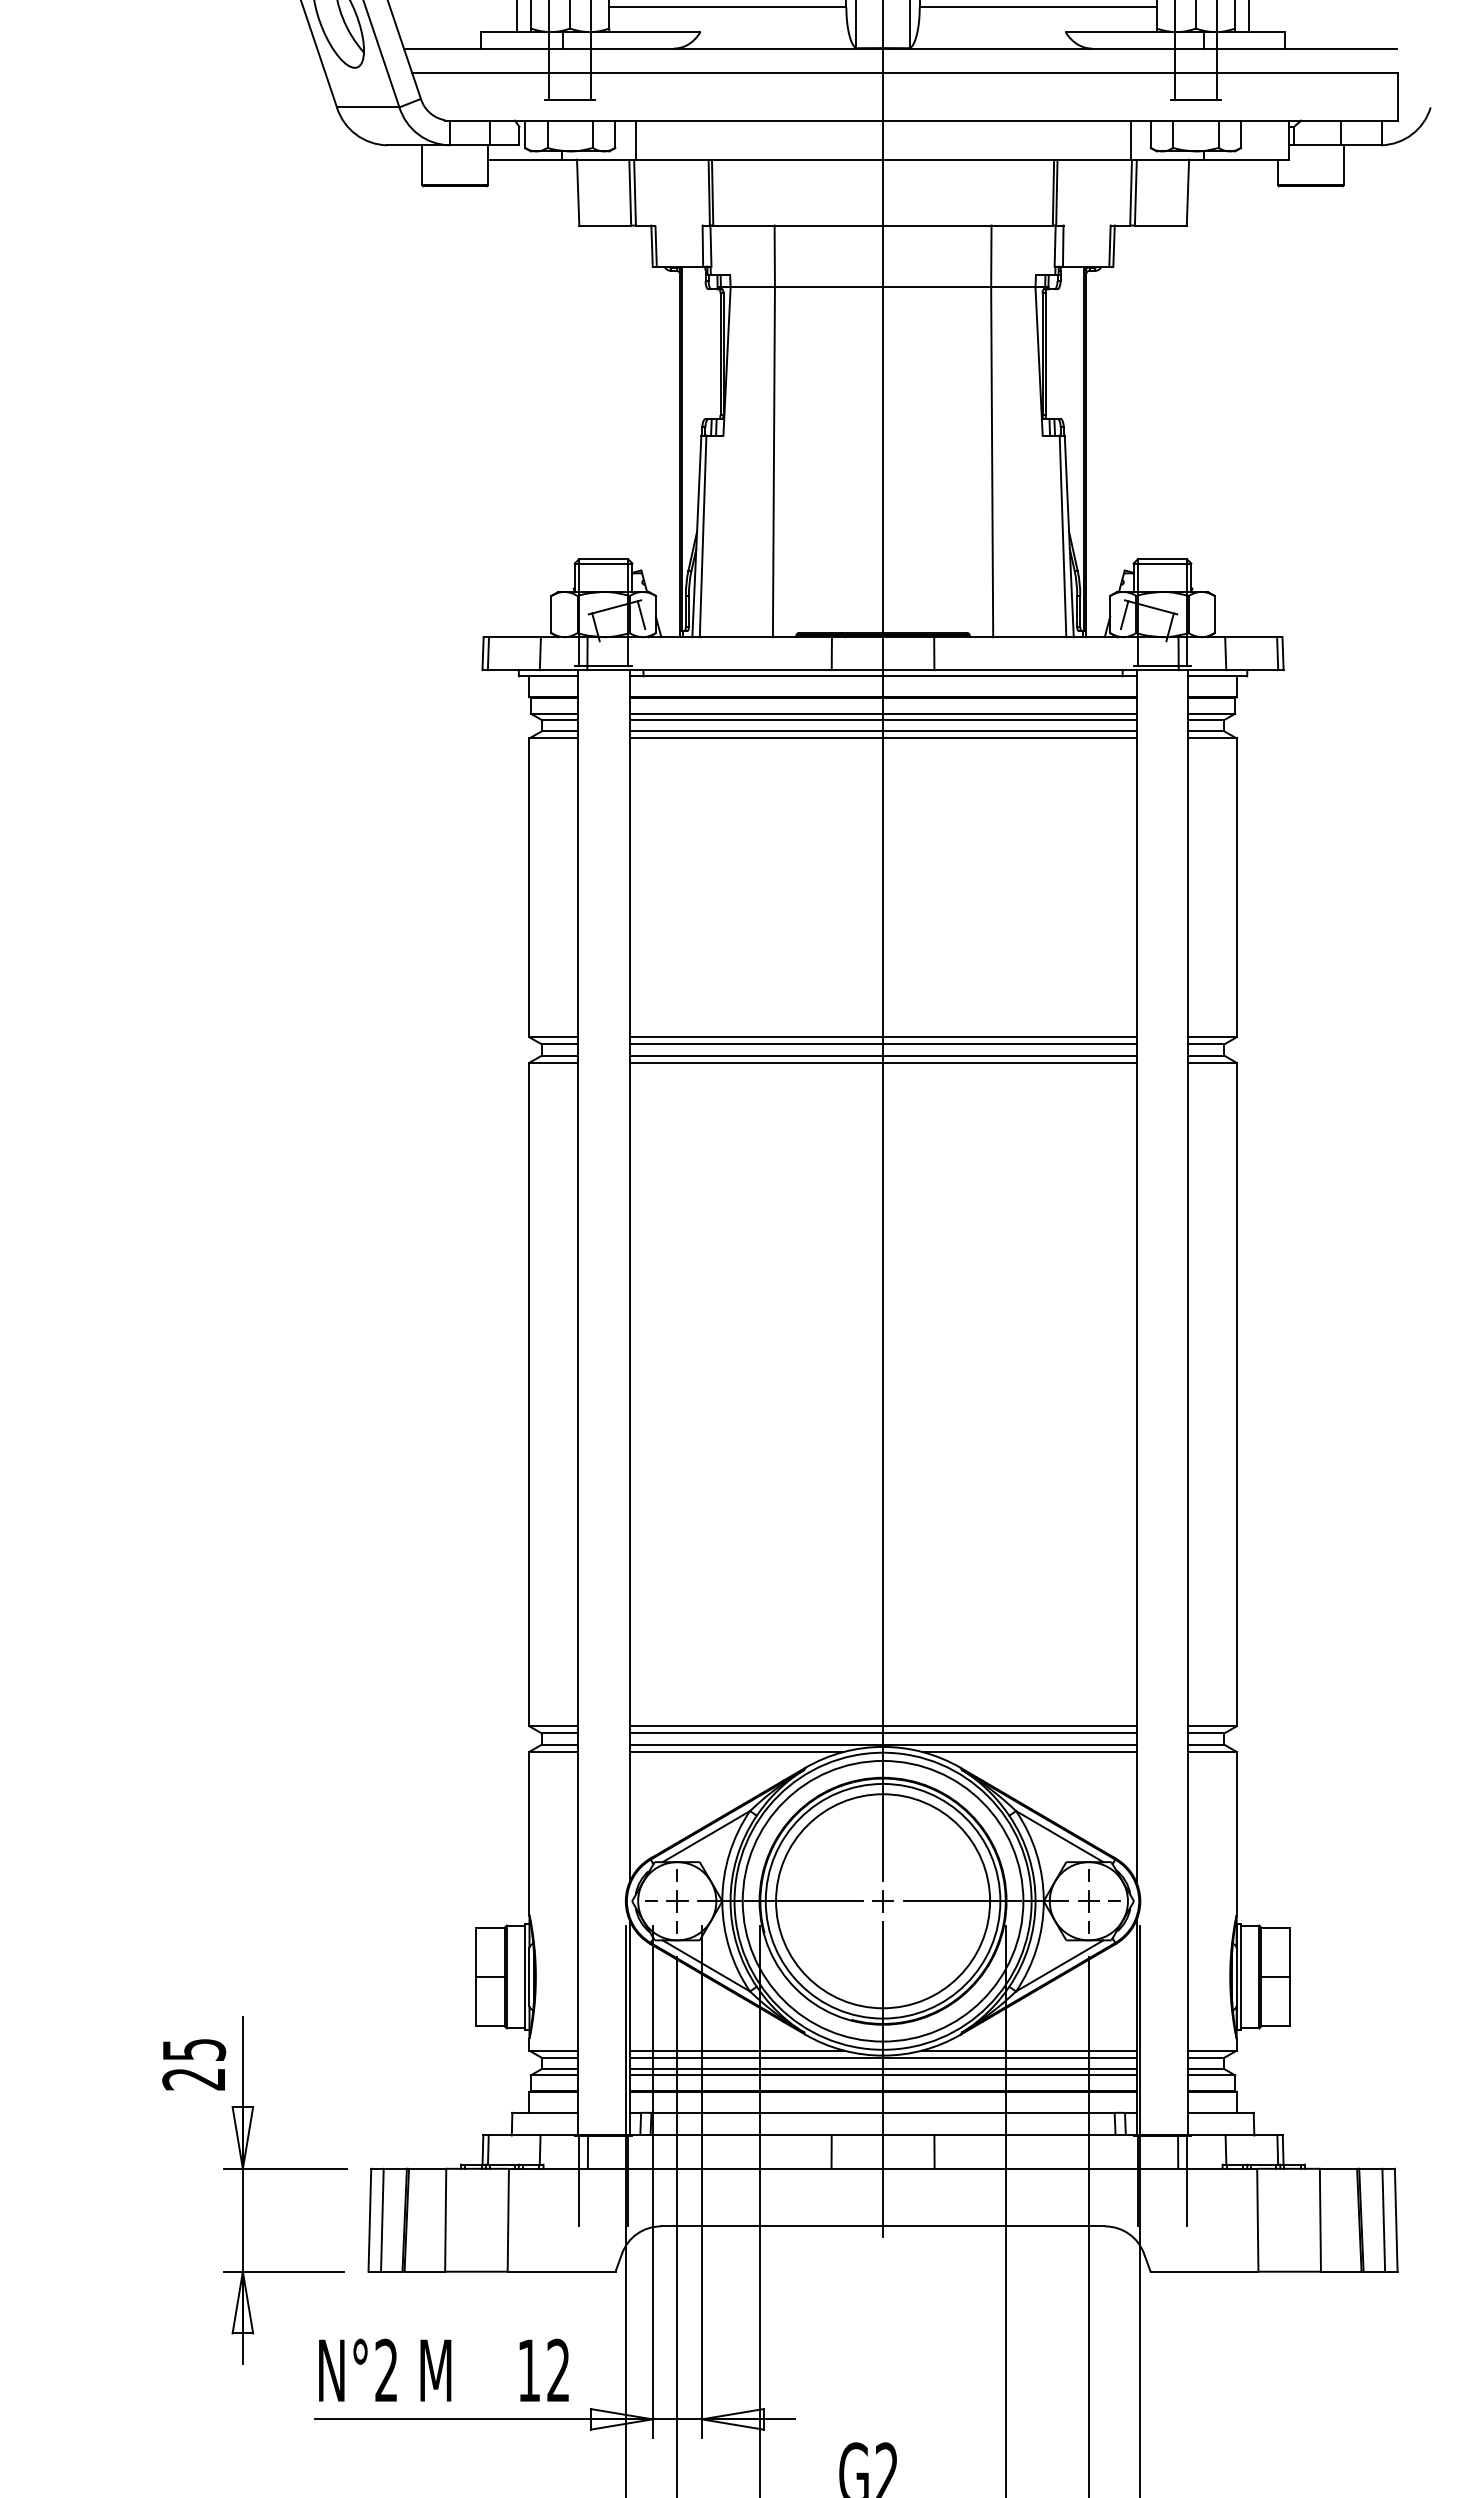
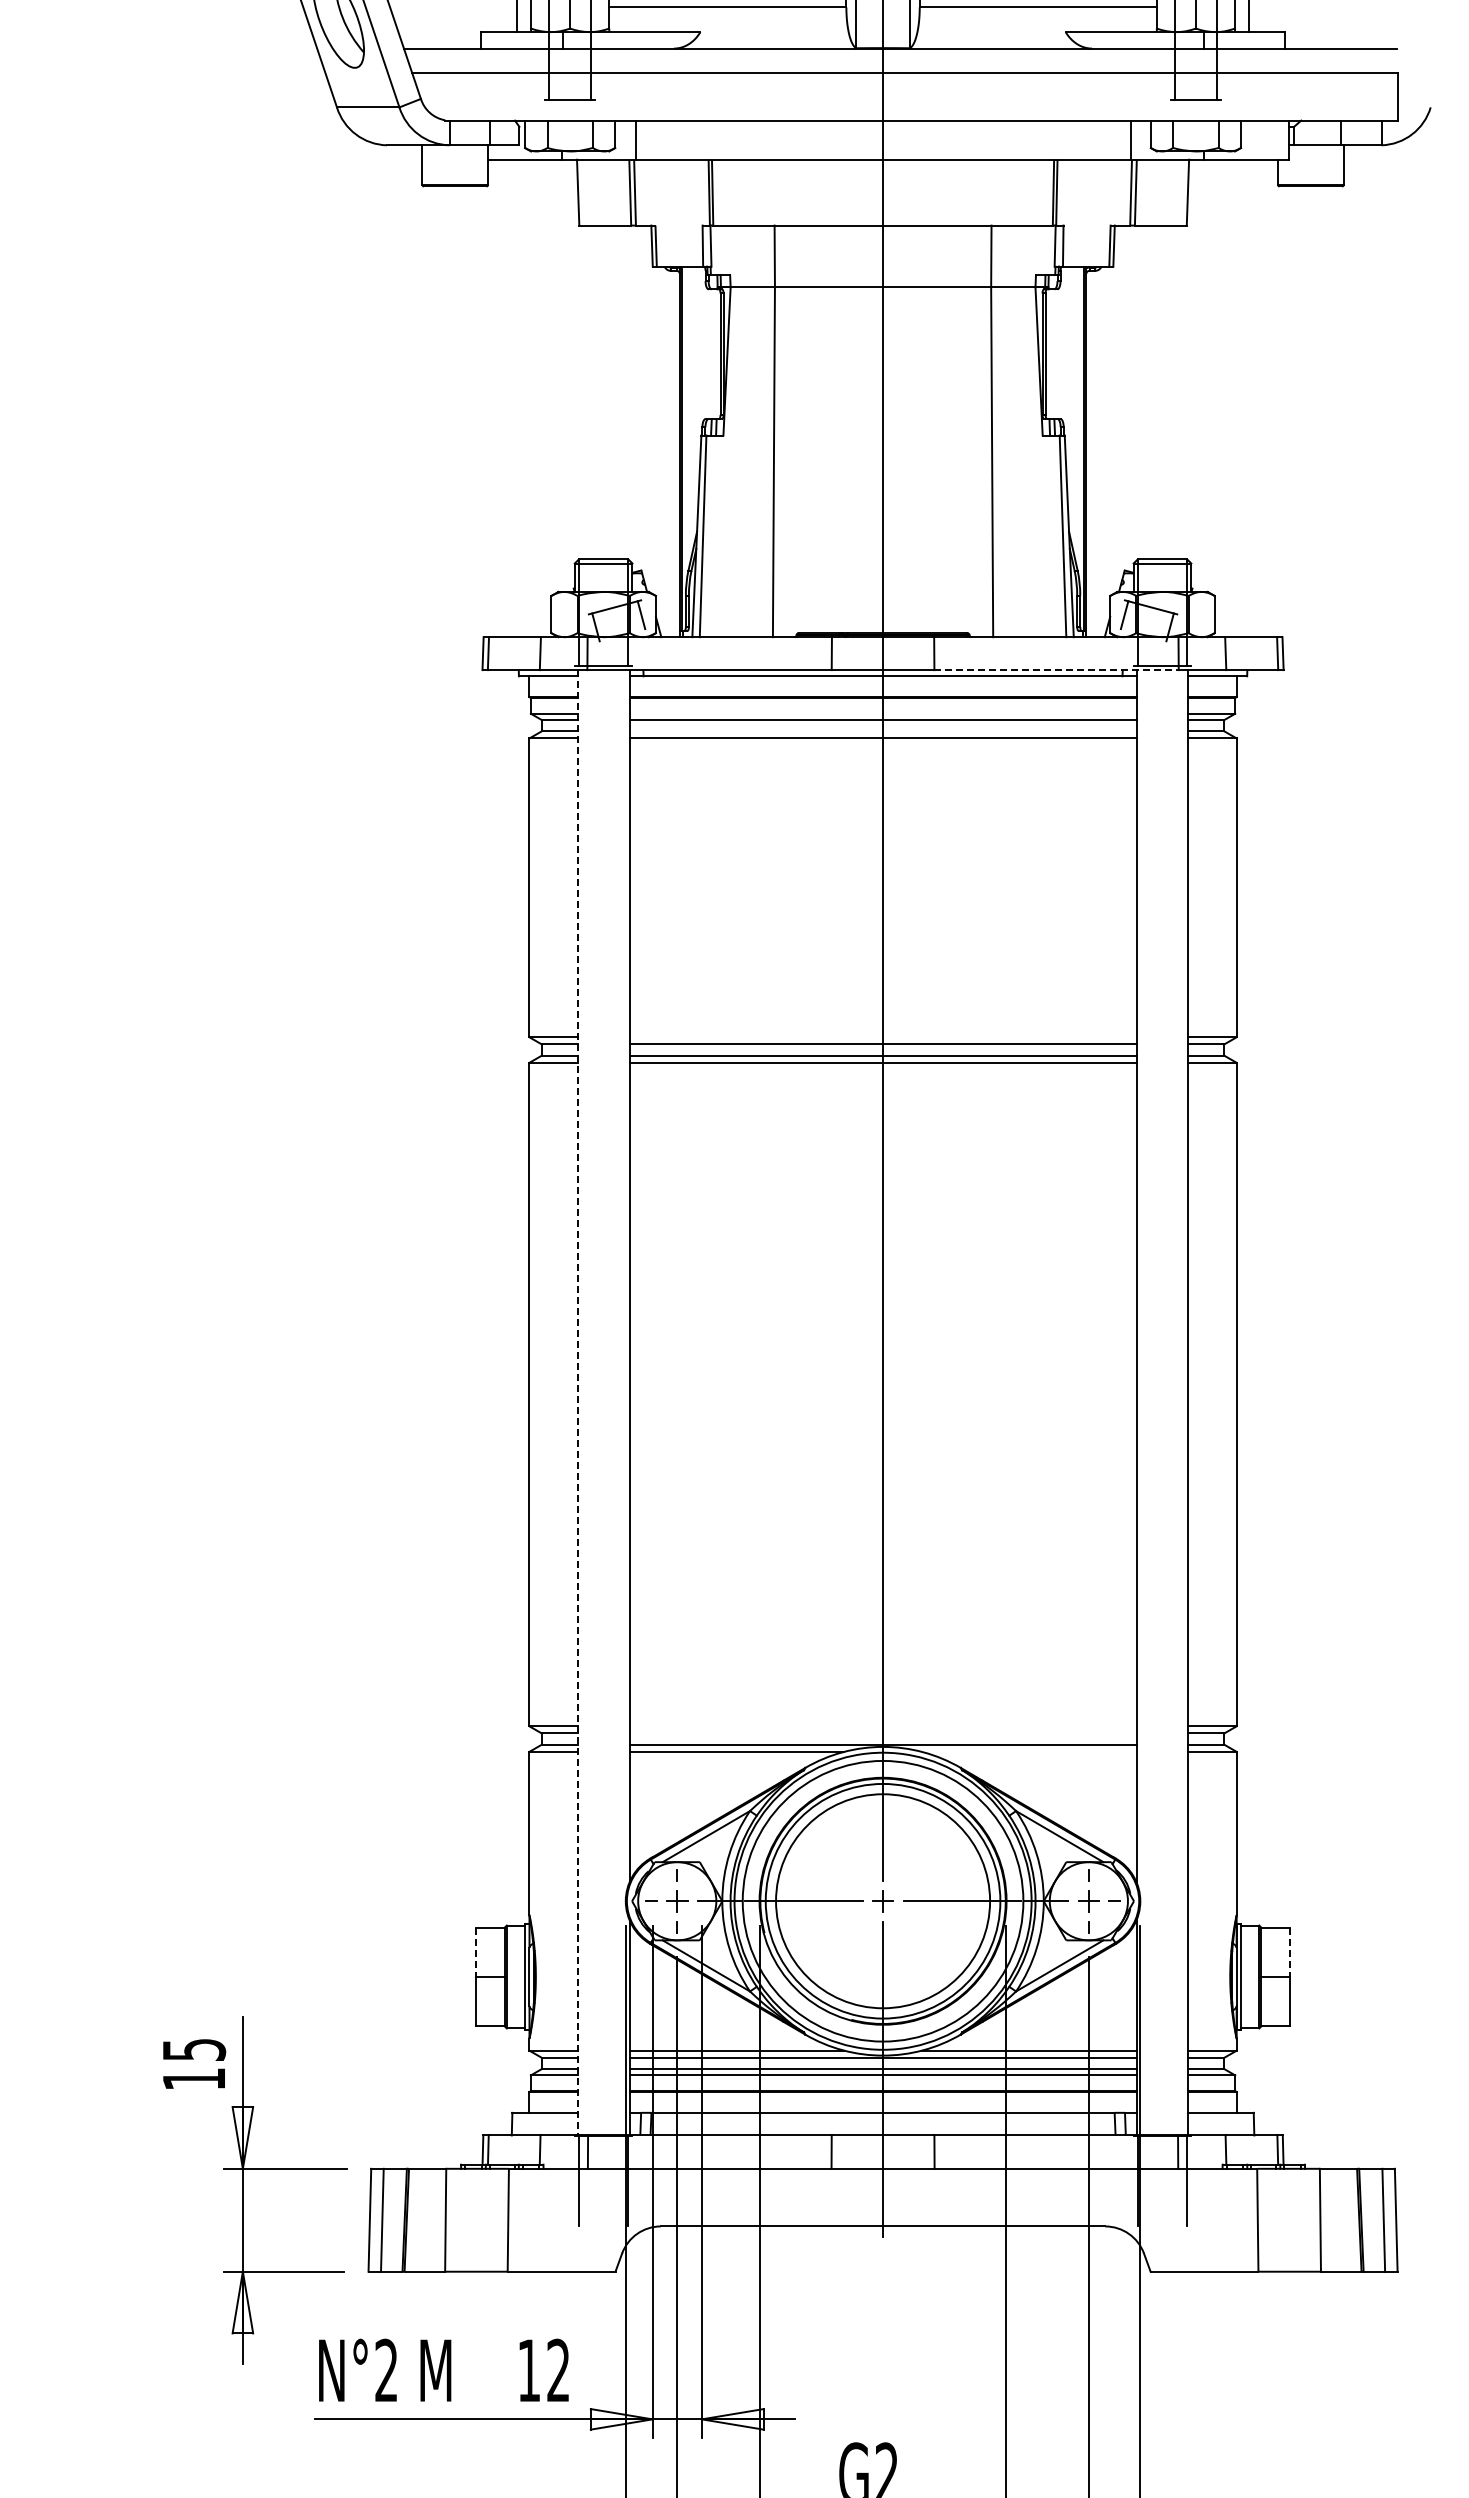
line: solid -> dashed (1057, 670)
line: present -> none (882, 713)
line: present -> none (882, 731)
line: present -> none (882, 1037)
line: solid -> dashed (577, 1402)
line: present -> none (882, 1726)
line: present -> none (882, 1733)
line: present -> none (1028, 1751)
line: solid -> dashed (475, 1952)
line: solid -> dashed (1290, 1952)
text: 25 -> 15 (193, 2079)
